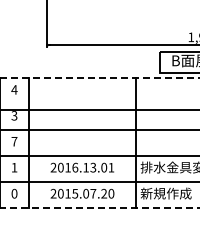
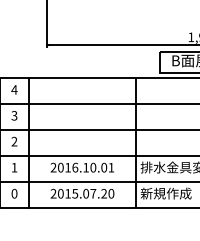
line: dashed -> solid (100, 78)
line position: (99, 110) -> (99, 104) (99, 104)
text: 7 -> 2 (14, 141)
text: 2016.13.01 -> 2016.10.01 (93, 167)
line: dashed -> solid (100, 208)
